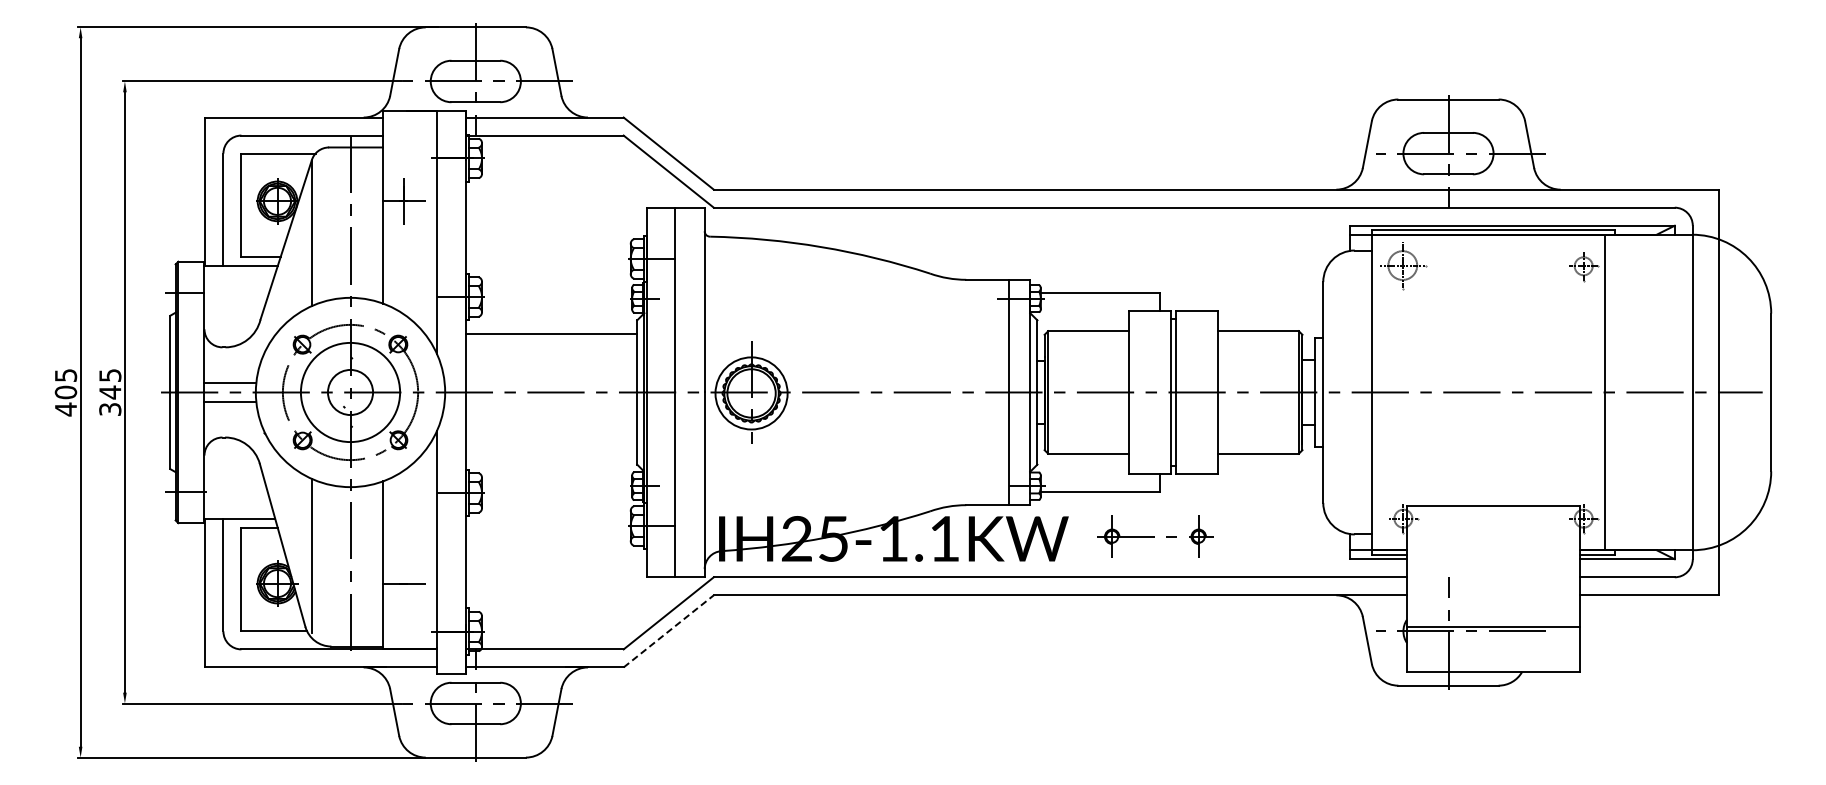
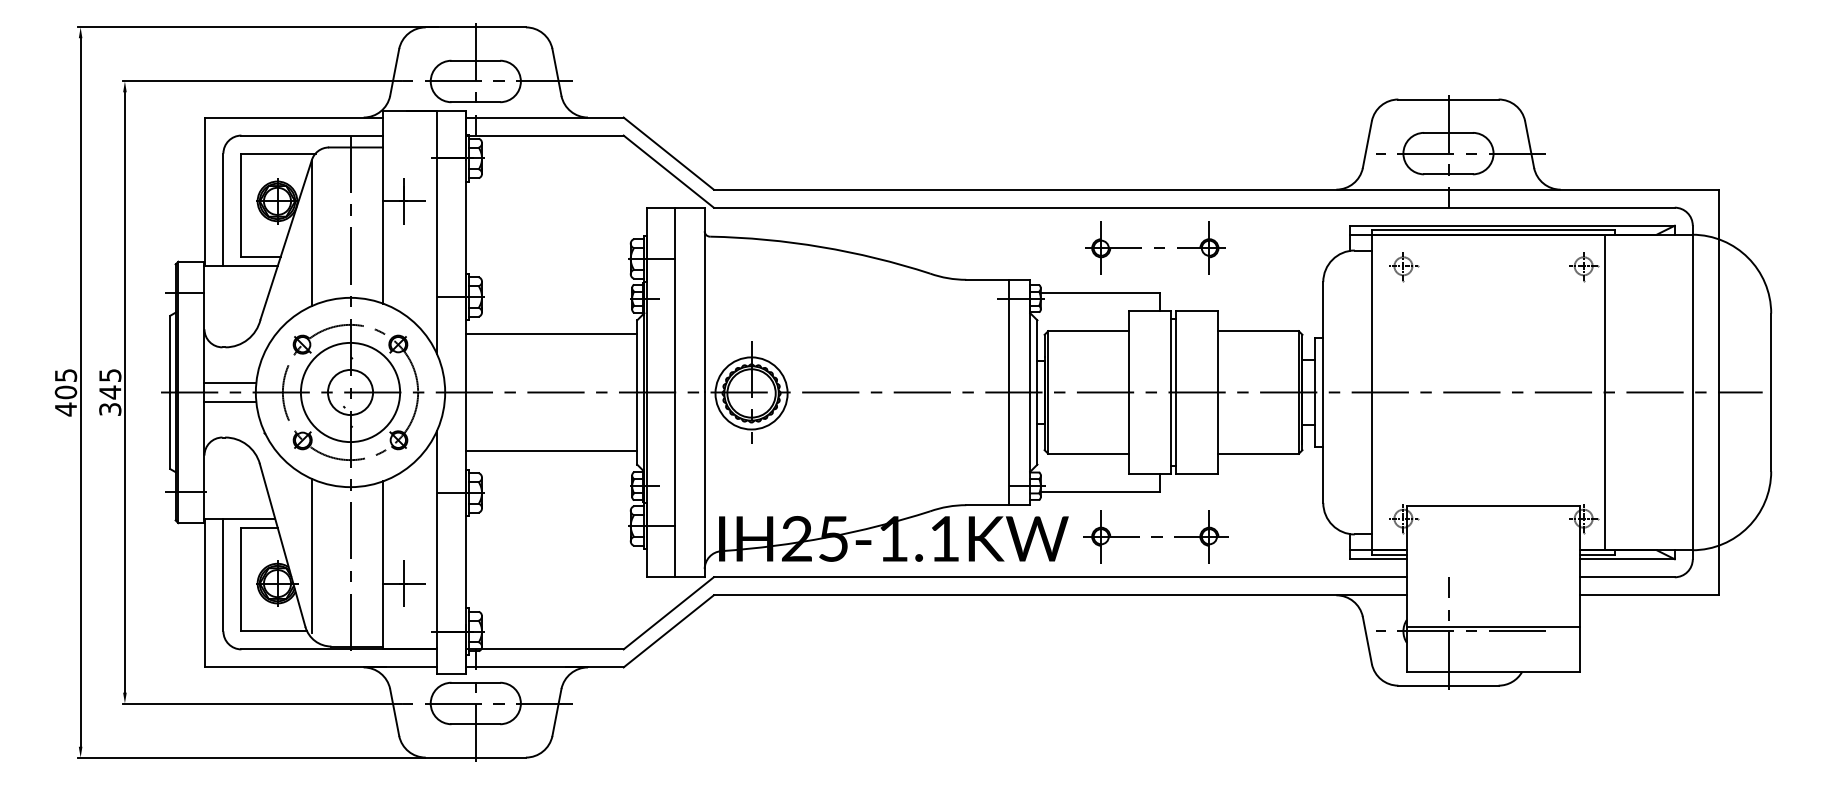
part: none -> present (1155, 247)
part size: 48x49 px -> 31x31 px (1404, 267)
line: none -> present (551, 451)
part size: 117x43 px -> 146x54 px (1155, 536)
line: none -> present (403, 583)
line: dashed -> solid (668, 631)
